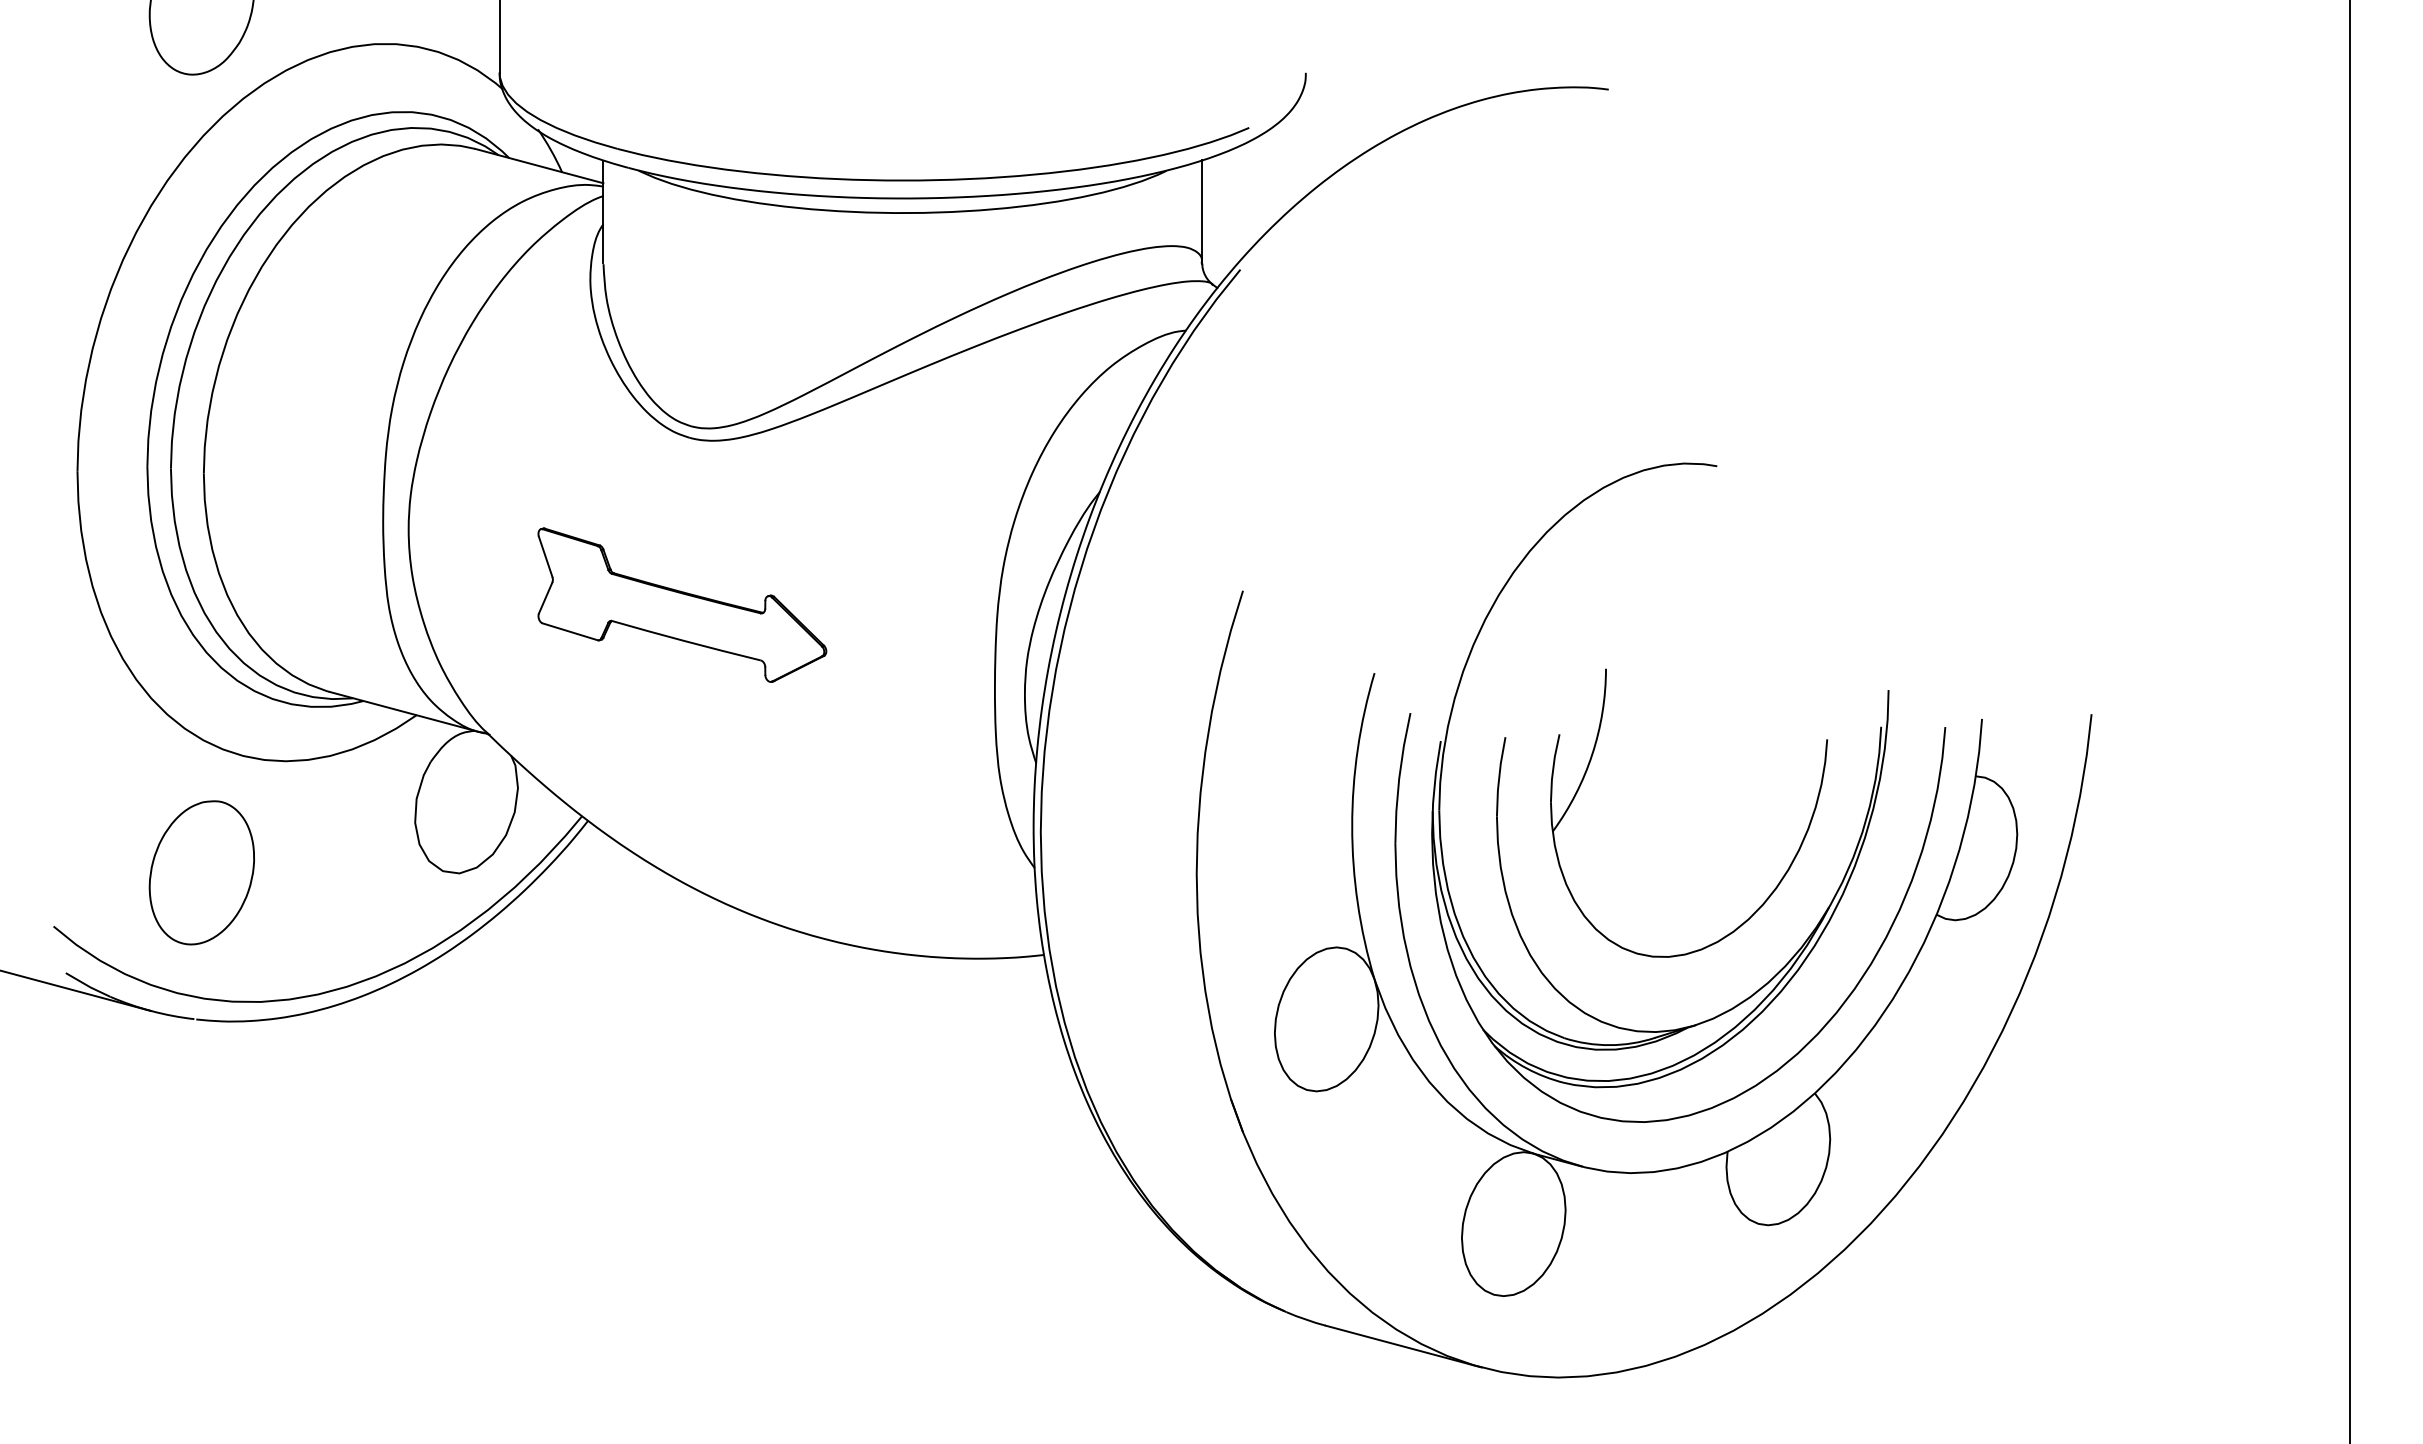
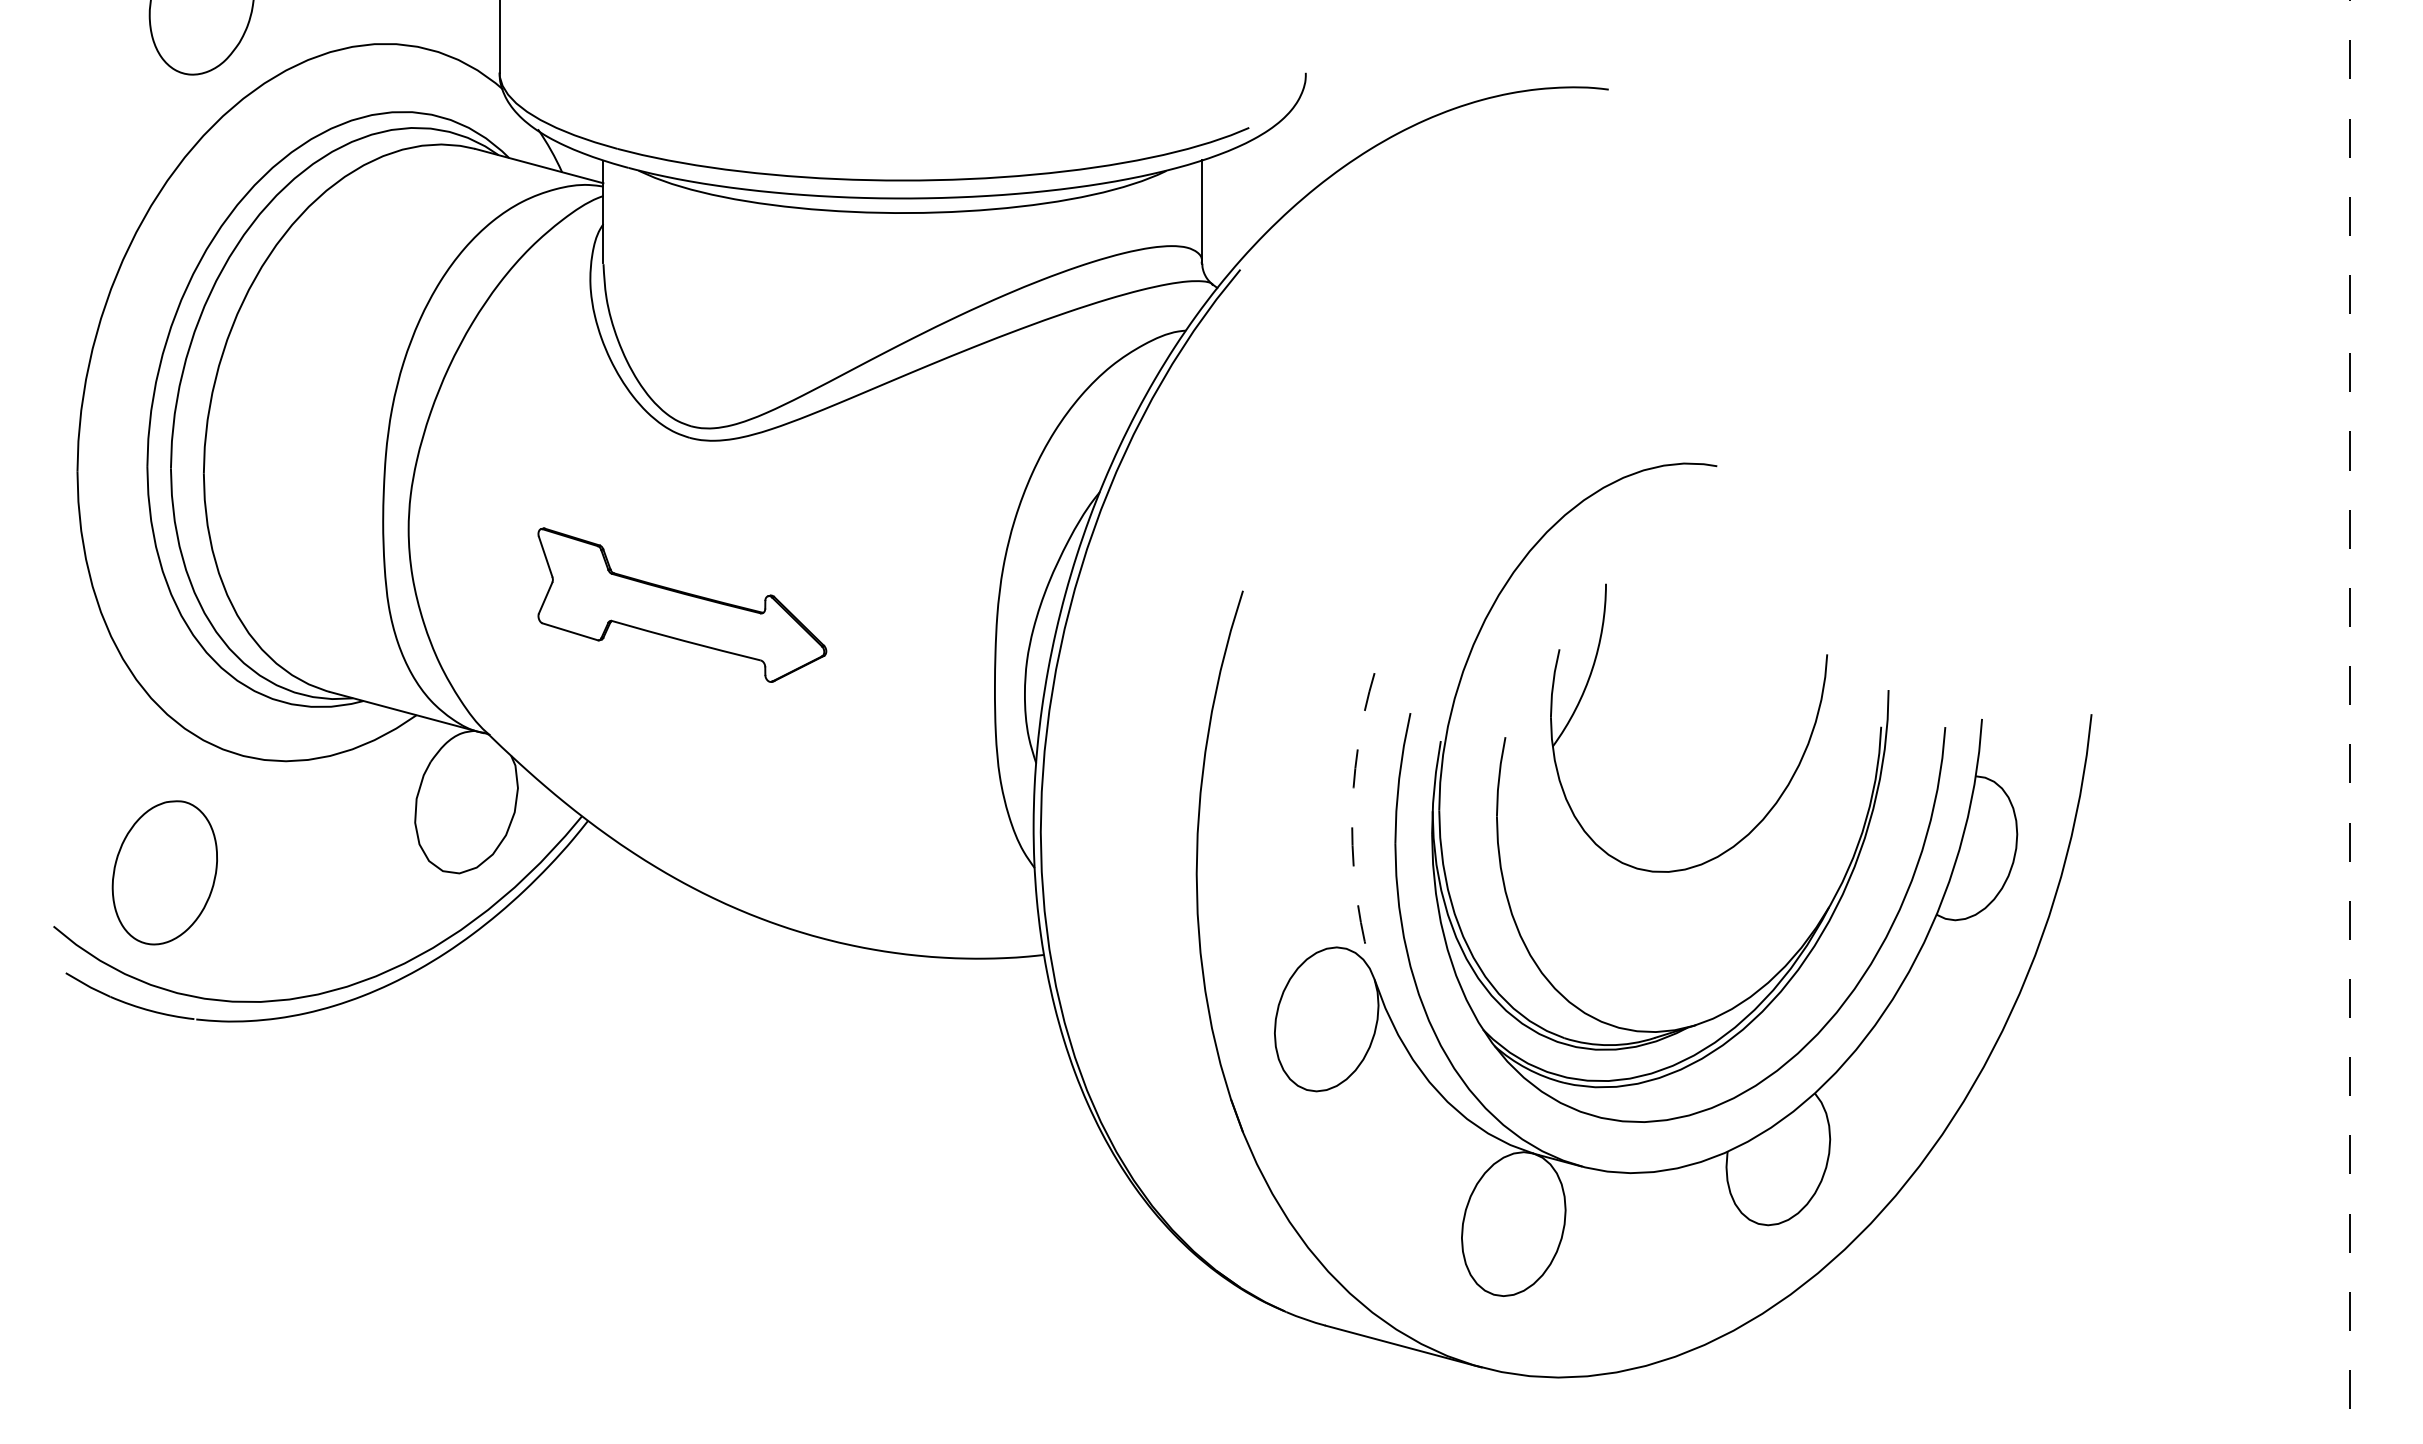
line: solid -> dashed (2350, 722)
part position: (1587, 771) -> (1587, 686) (1587, 686)
arc: solid -> dashed (1352, 826)
part position: (201, 872) -> (164, 872) (164, 872)
line: present -> none (76, 990)
